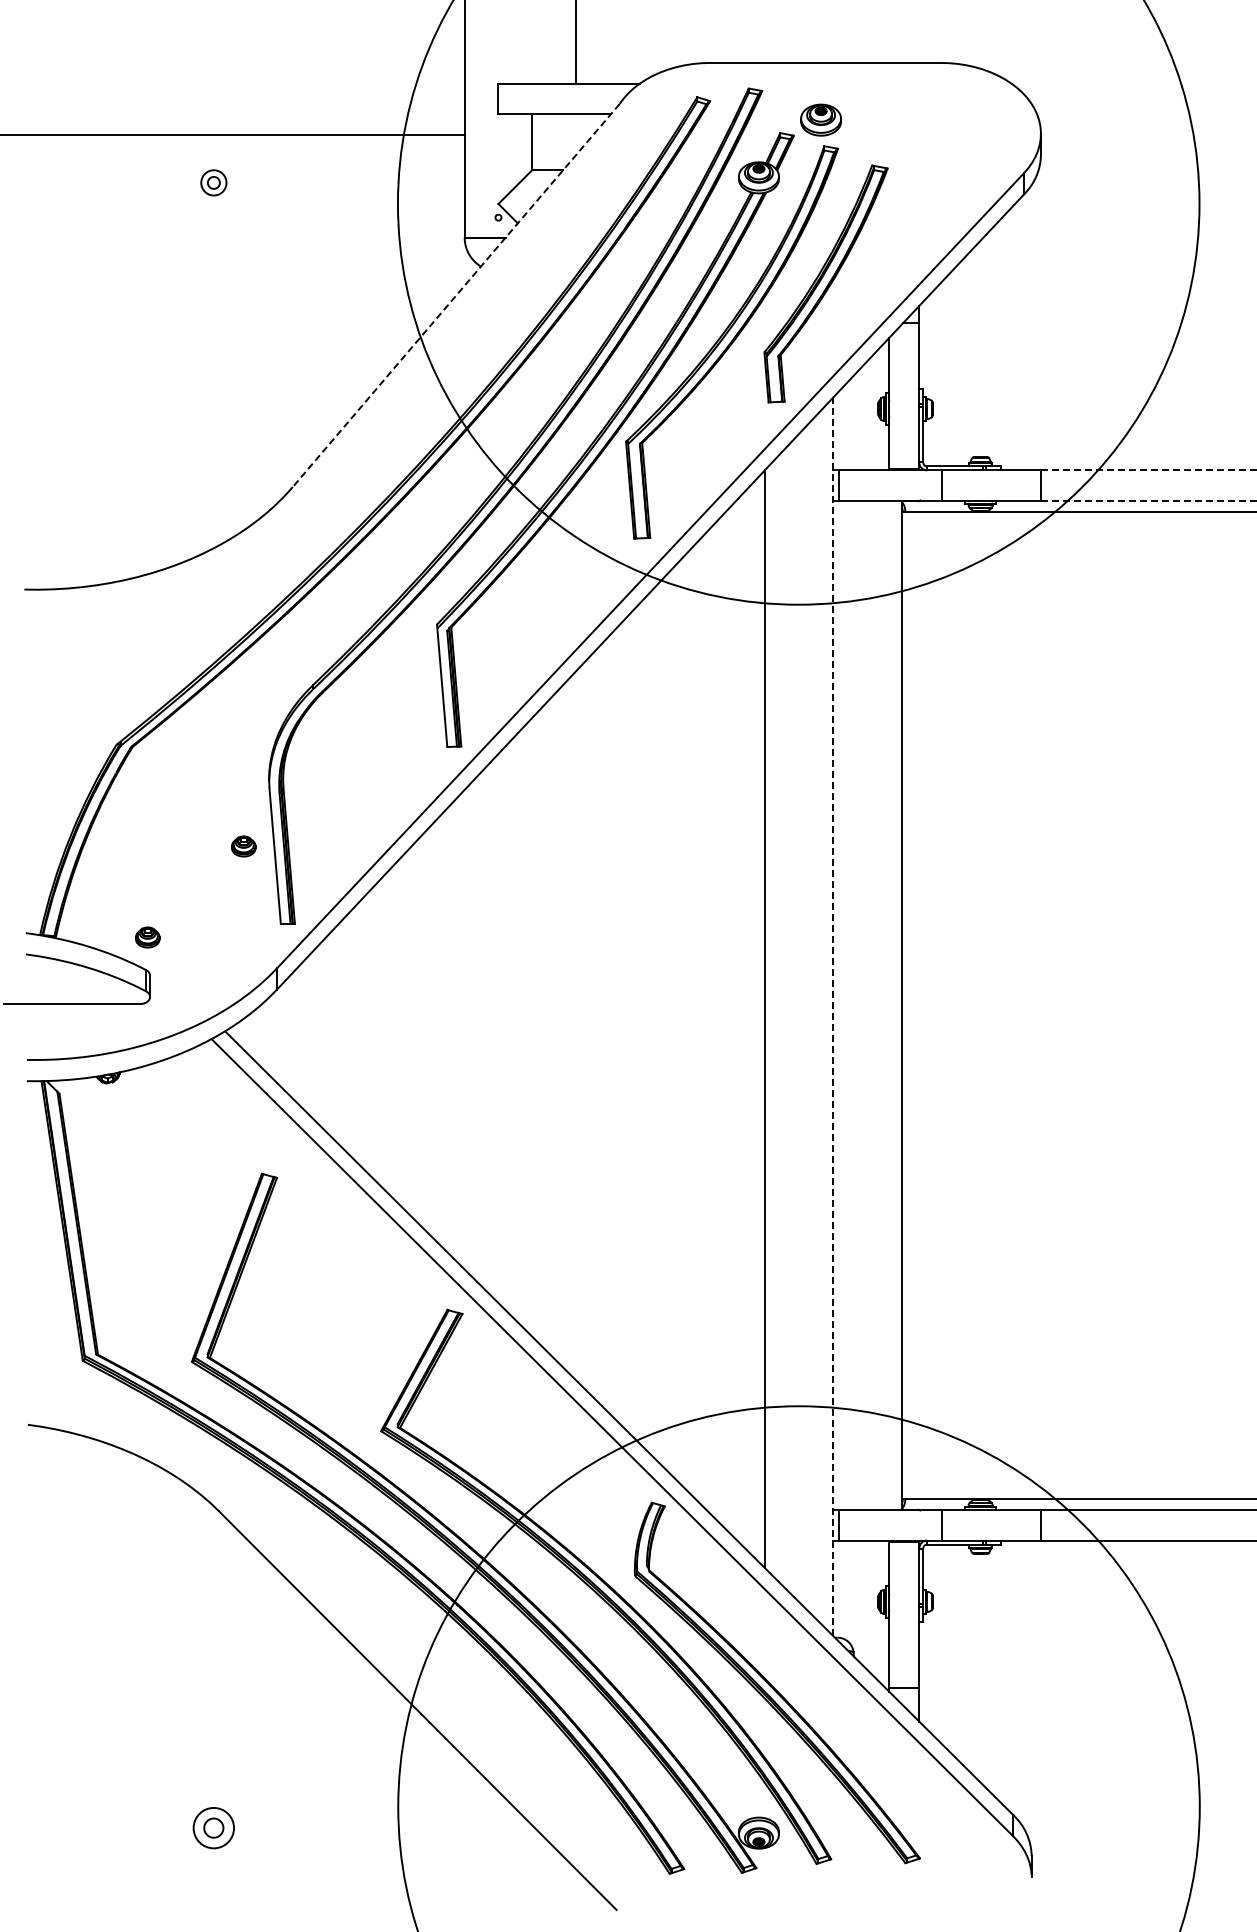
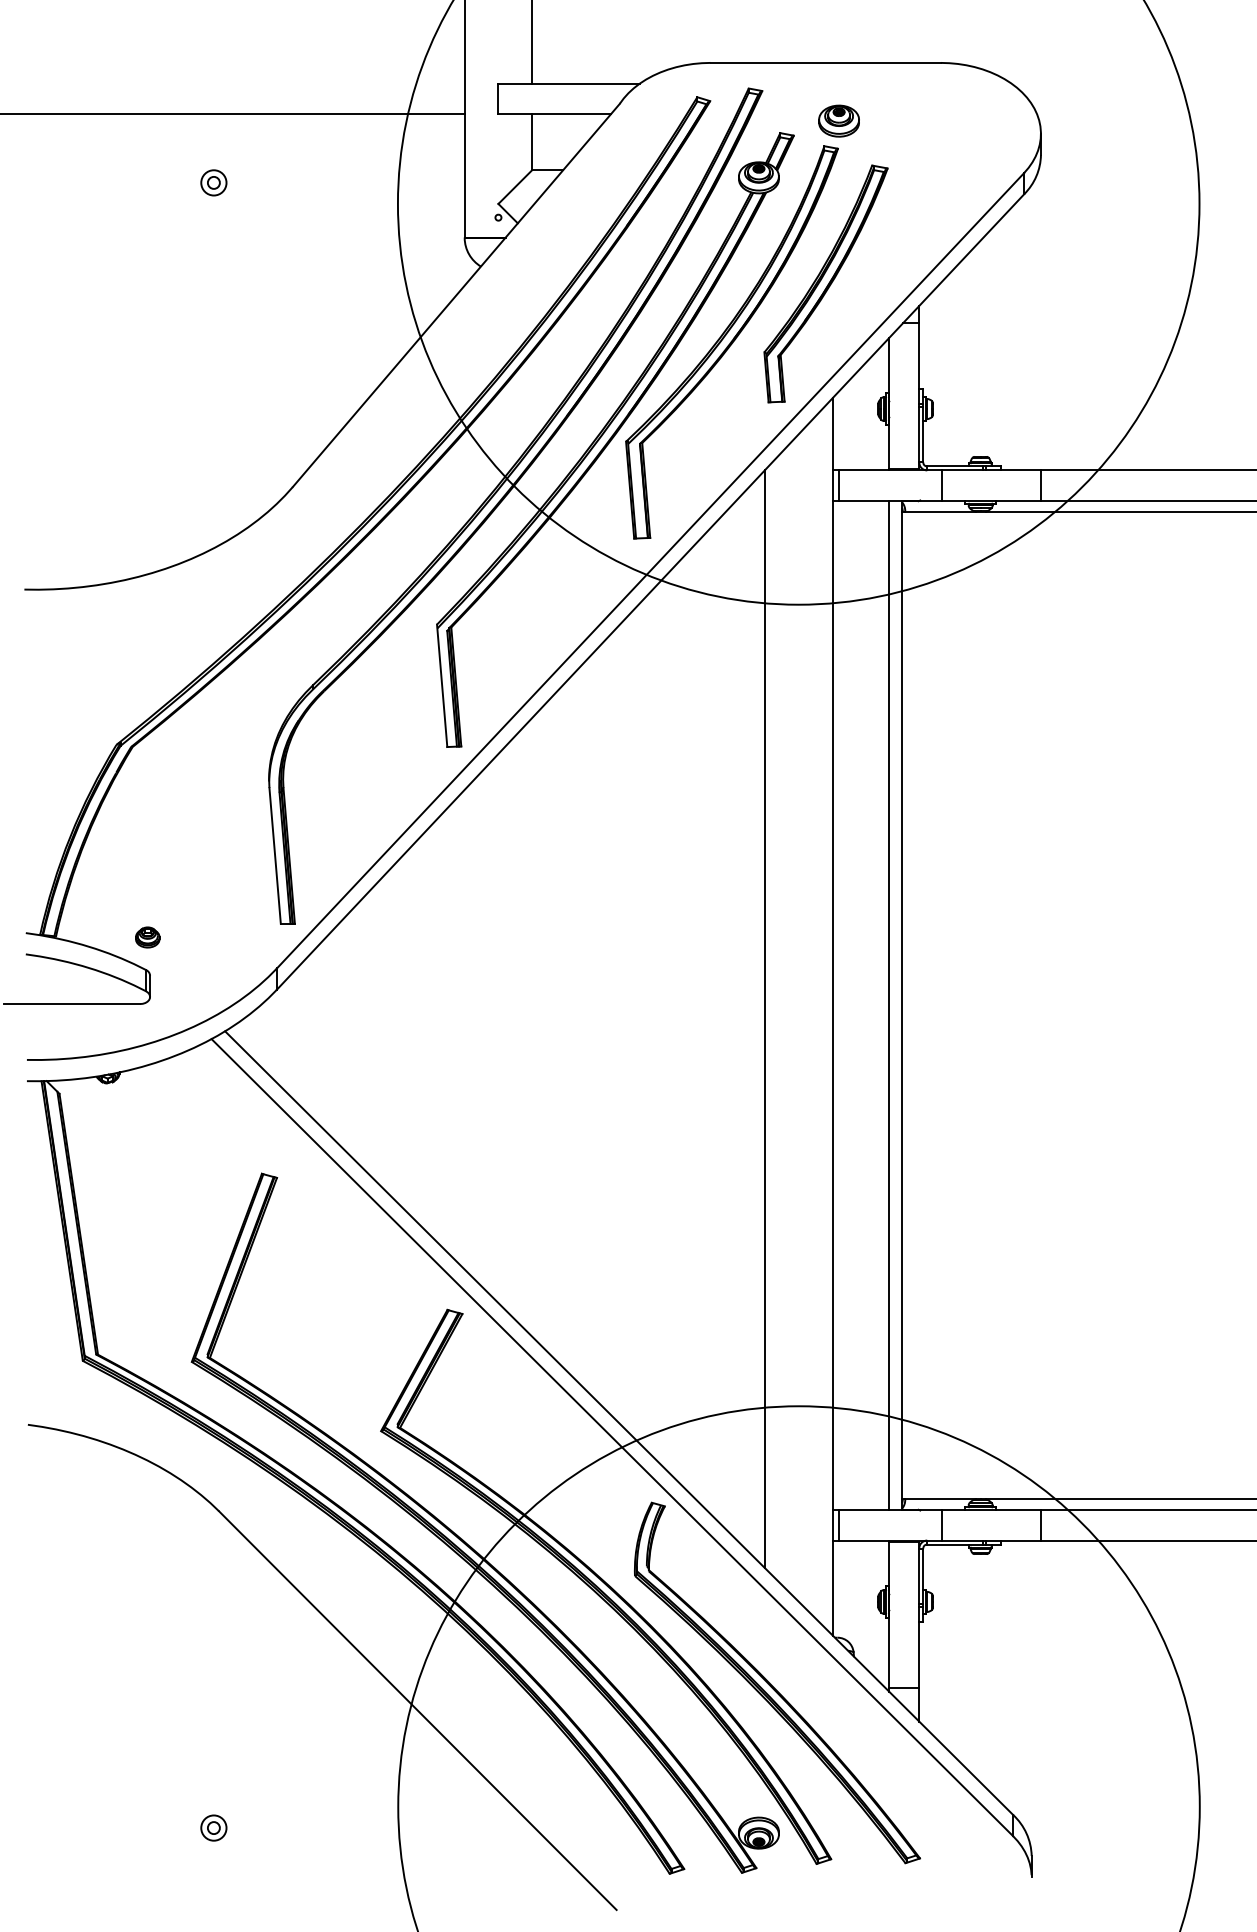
line position: (576, 42) -> (532, 42) (532, 42)
part position: (820, 119) -> (838, 120) (838, 120)
line position: (233, 134) -> (233, 113) (233, 113)
line: dashed -> solid (456, 295)
line: dashed -> solid (1148, 470)
line: dashed -> solid (1148, 500)
part: present -> none (243, 846)
line: none -> present (889, 1005)
line: dashed -> solid (832, 1016)
part size: 43x43 px -> 28x28 px (213, 1827)
